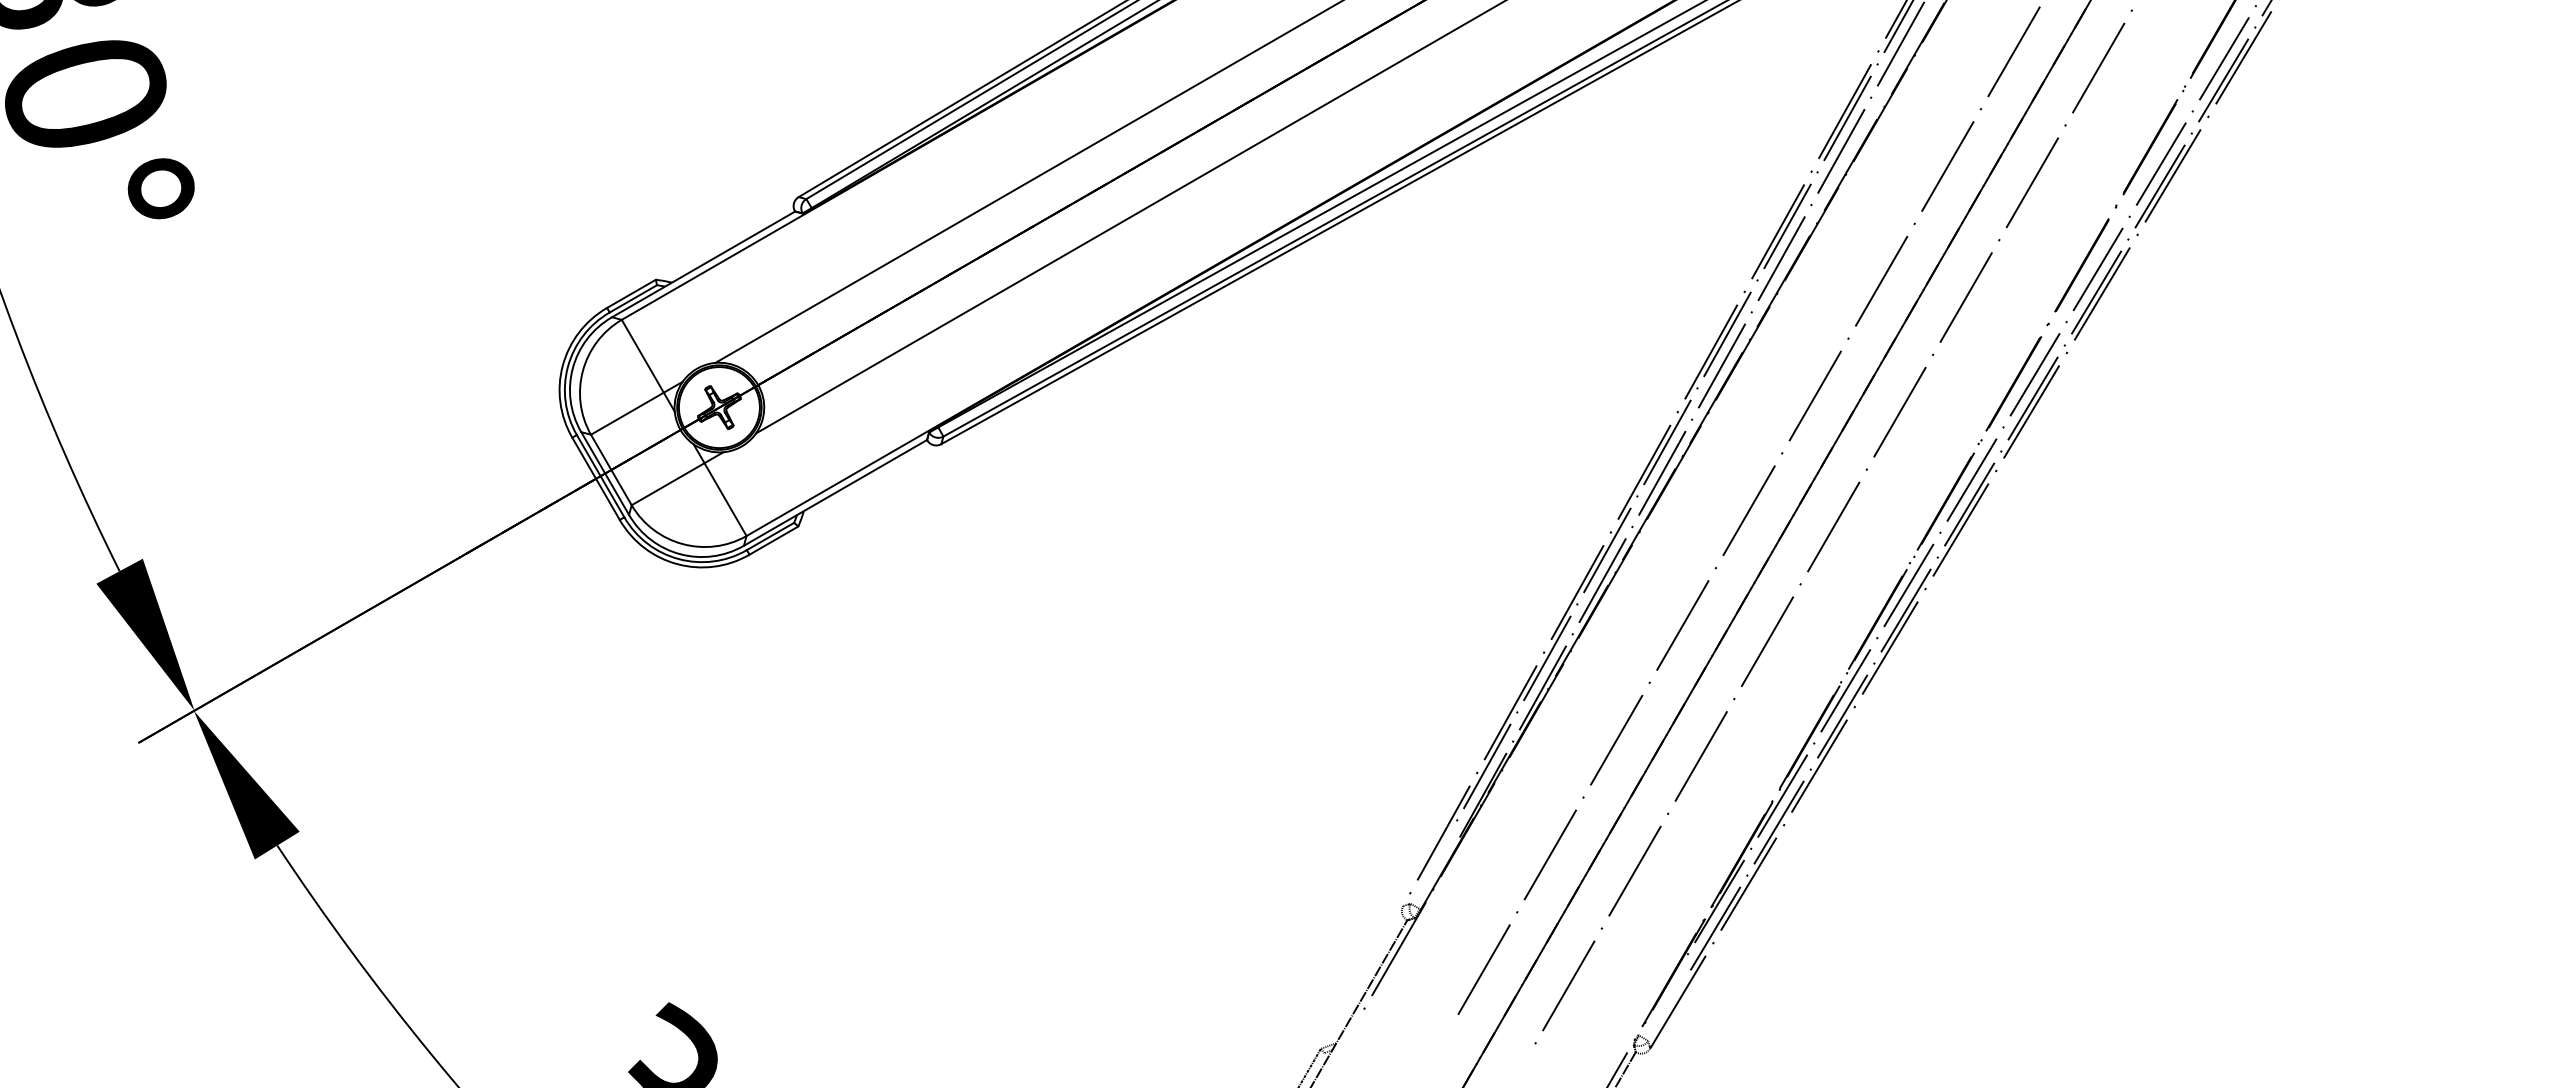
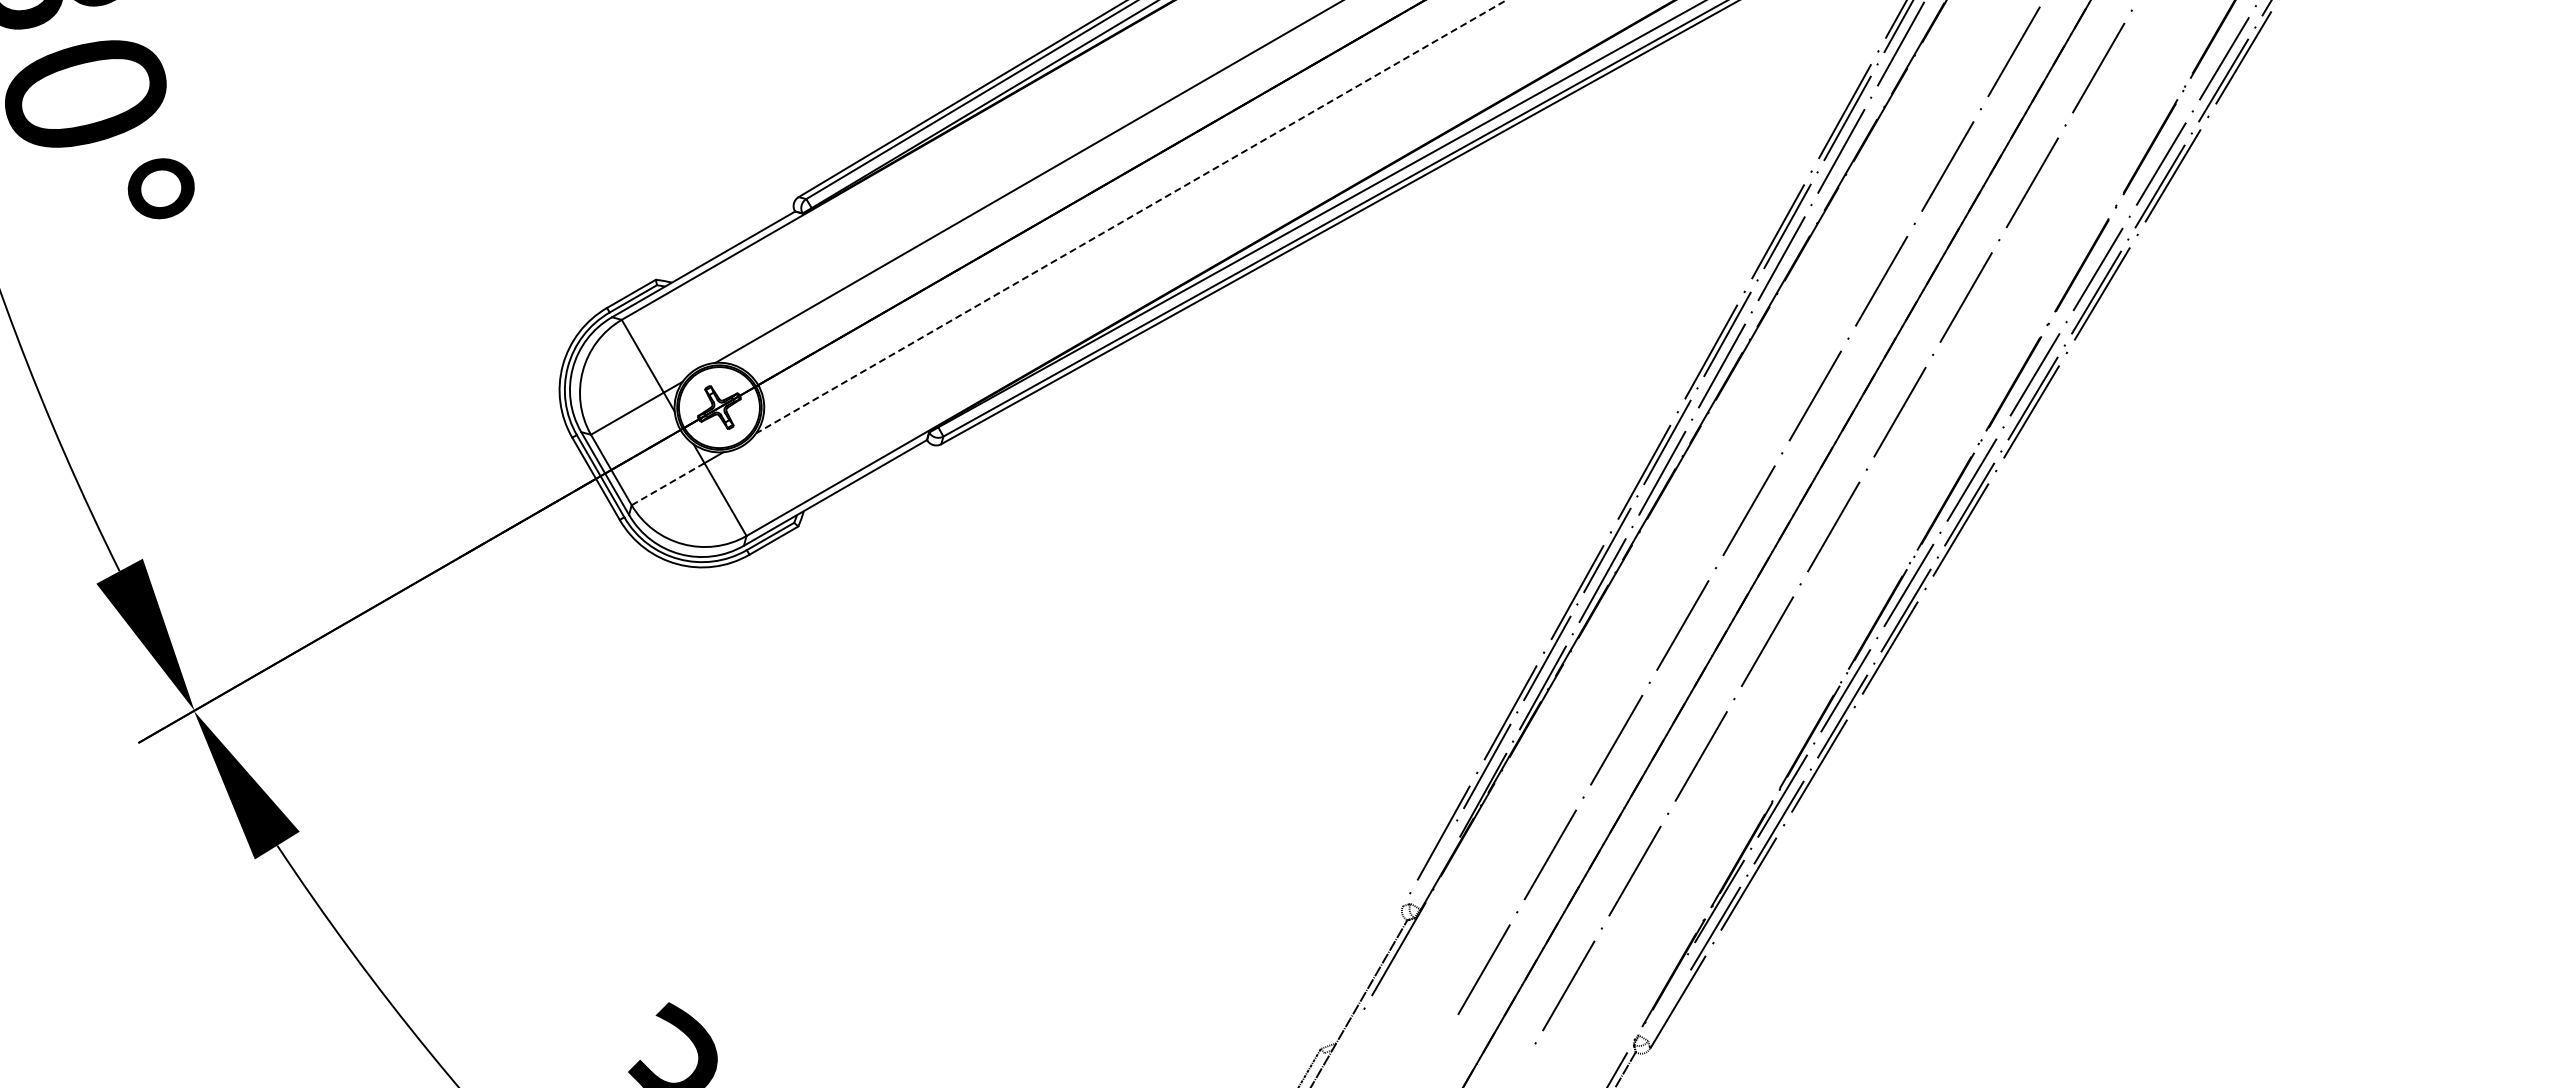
line: solid -> dashed (1130, 217)
line: solid -> dashed (668, 483)
